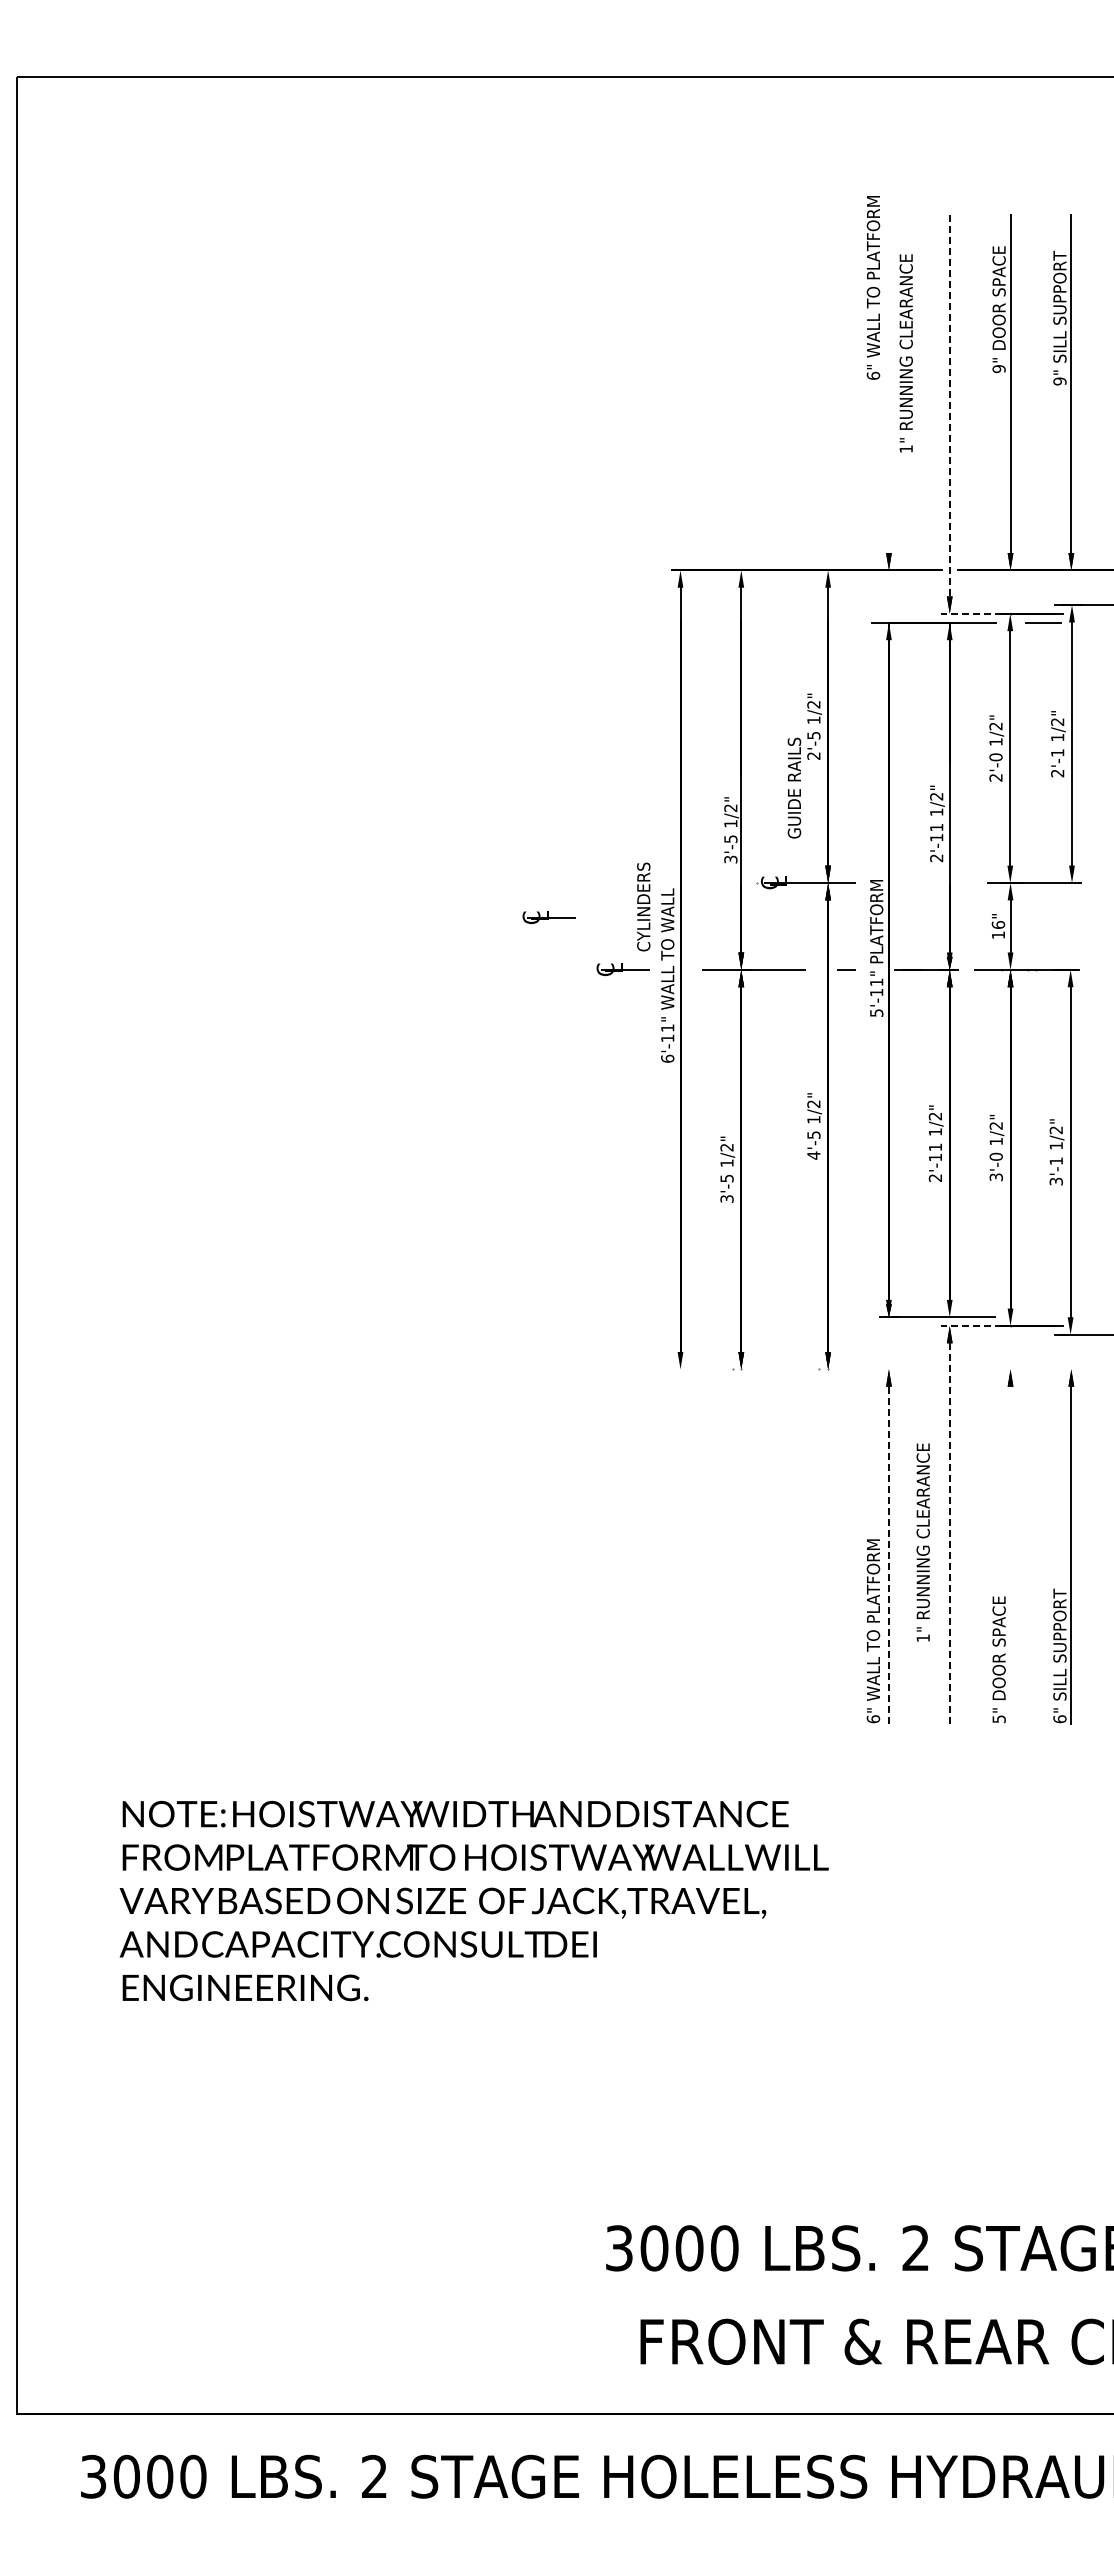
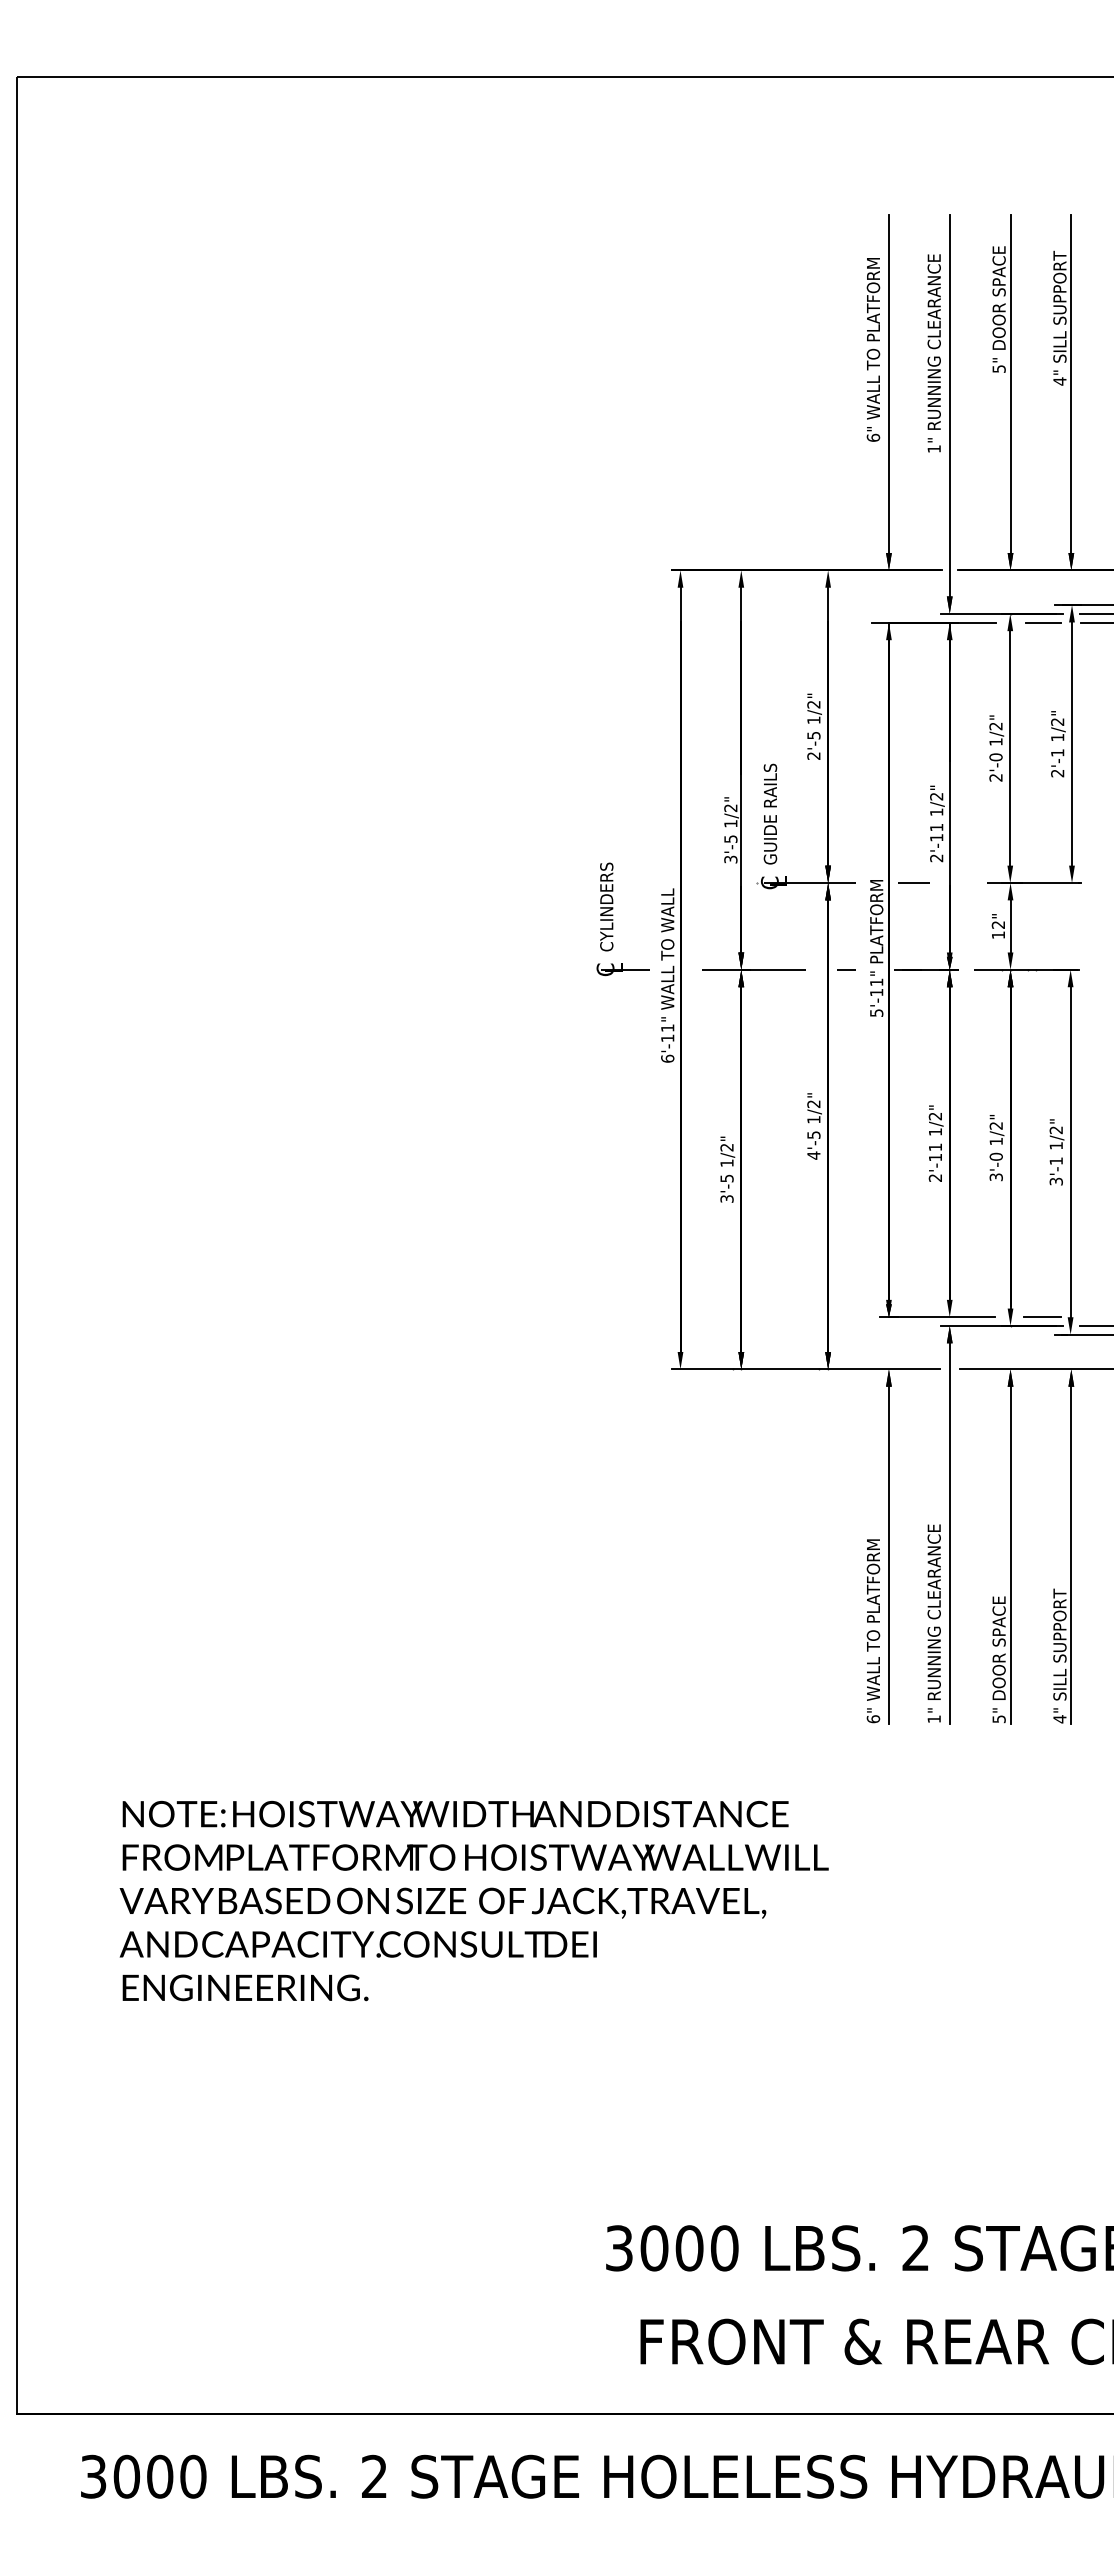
text position: (873, 287) -> (873, 349) (873, 349)
text position: (905, 353) -> (933, 353) (933, 353)
text: 9" -> 5" (998, 369)
text: 9" -> 4" (1059, 381)
line: none -> present (888, 384)
line: dashed -> solid (949, 405)
line: dashed -> solid (970, 613)
line: none -> present (1094, 613)
line: none -> present (1095, 622)
text position: (794, 787) -> (770, 813) (770, 813)
line: none -> present (914, 883)
text position: (643, 906) -> (606, 906) (606, 906)
part: present -> none (548, 917)
text: 16" -> 12" (998, 924)
line: none -> present (1041, 1317)
line: dashed -> solid (970, 1325)
line: none -> present (1094, 1325)
line: none -> present (805, 1369)
line: none -> present (1034, 1369)
line: dashed -> solid (949, 1533)
text position: (922, 1542) -> (933, 1623) (933, 1623)
line: dashed -> solid (888, 1555)
line: none -> present (1010, 1555)
text: 6" -> 4" (1059, 1719)
